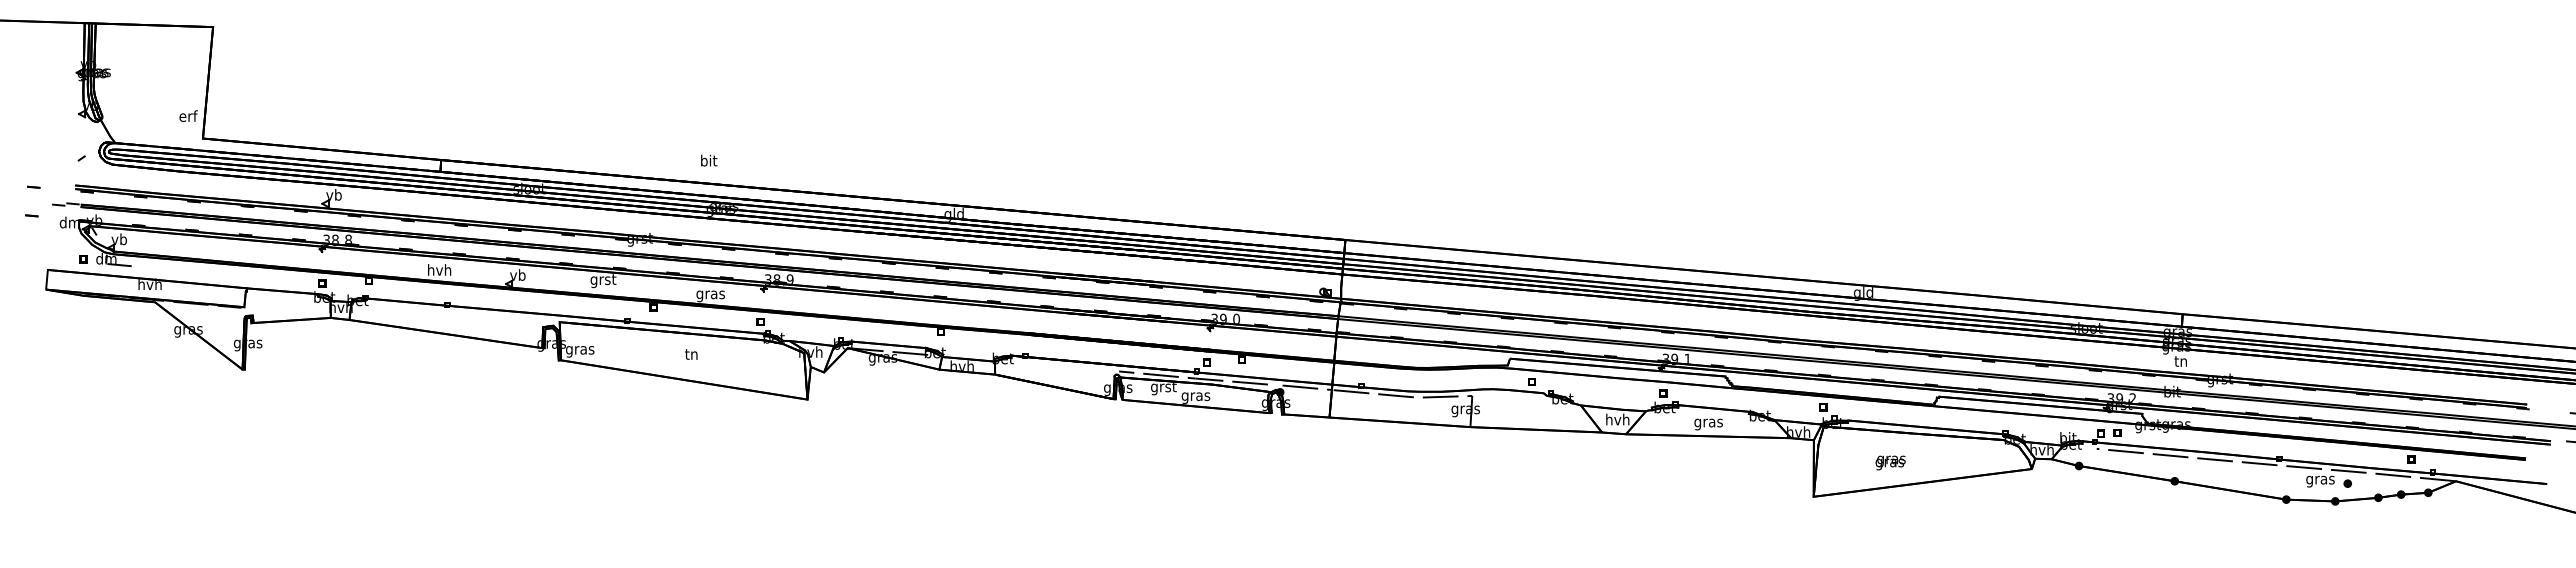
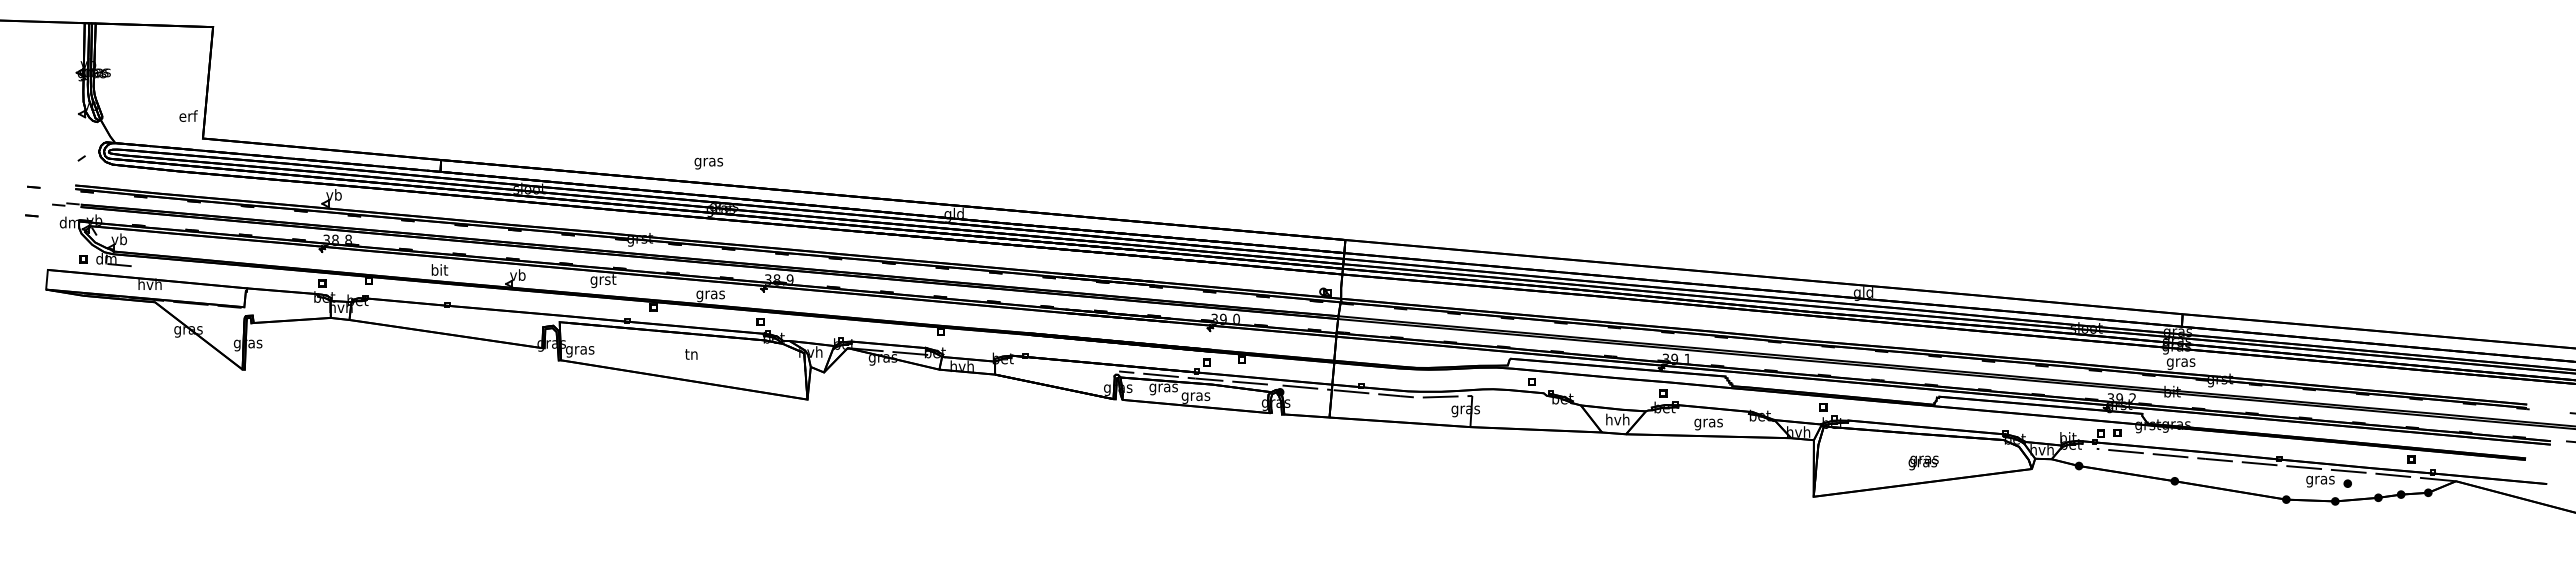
text: bit -> gras (708, 161)
text: hvh -> bit (439, 269)
text: tn -> gras (2180, 362)
text: grst -> gras (1163, 389)
text position: (1890, 462) -> (1923, 462) (1923, 462)
